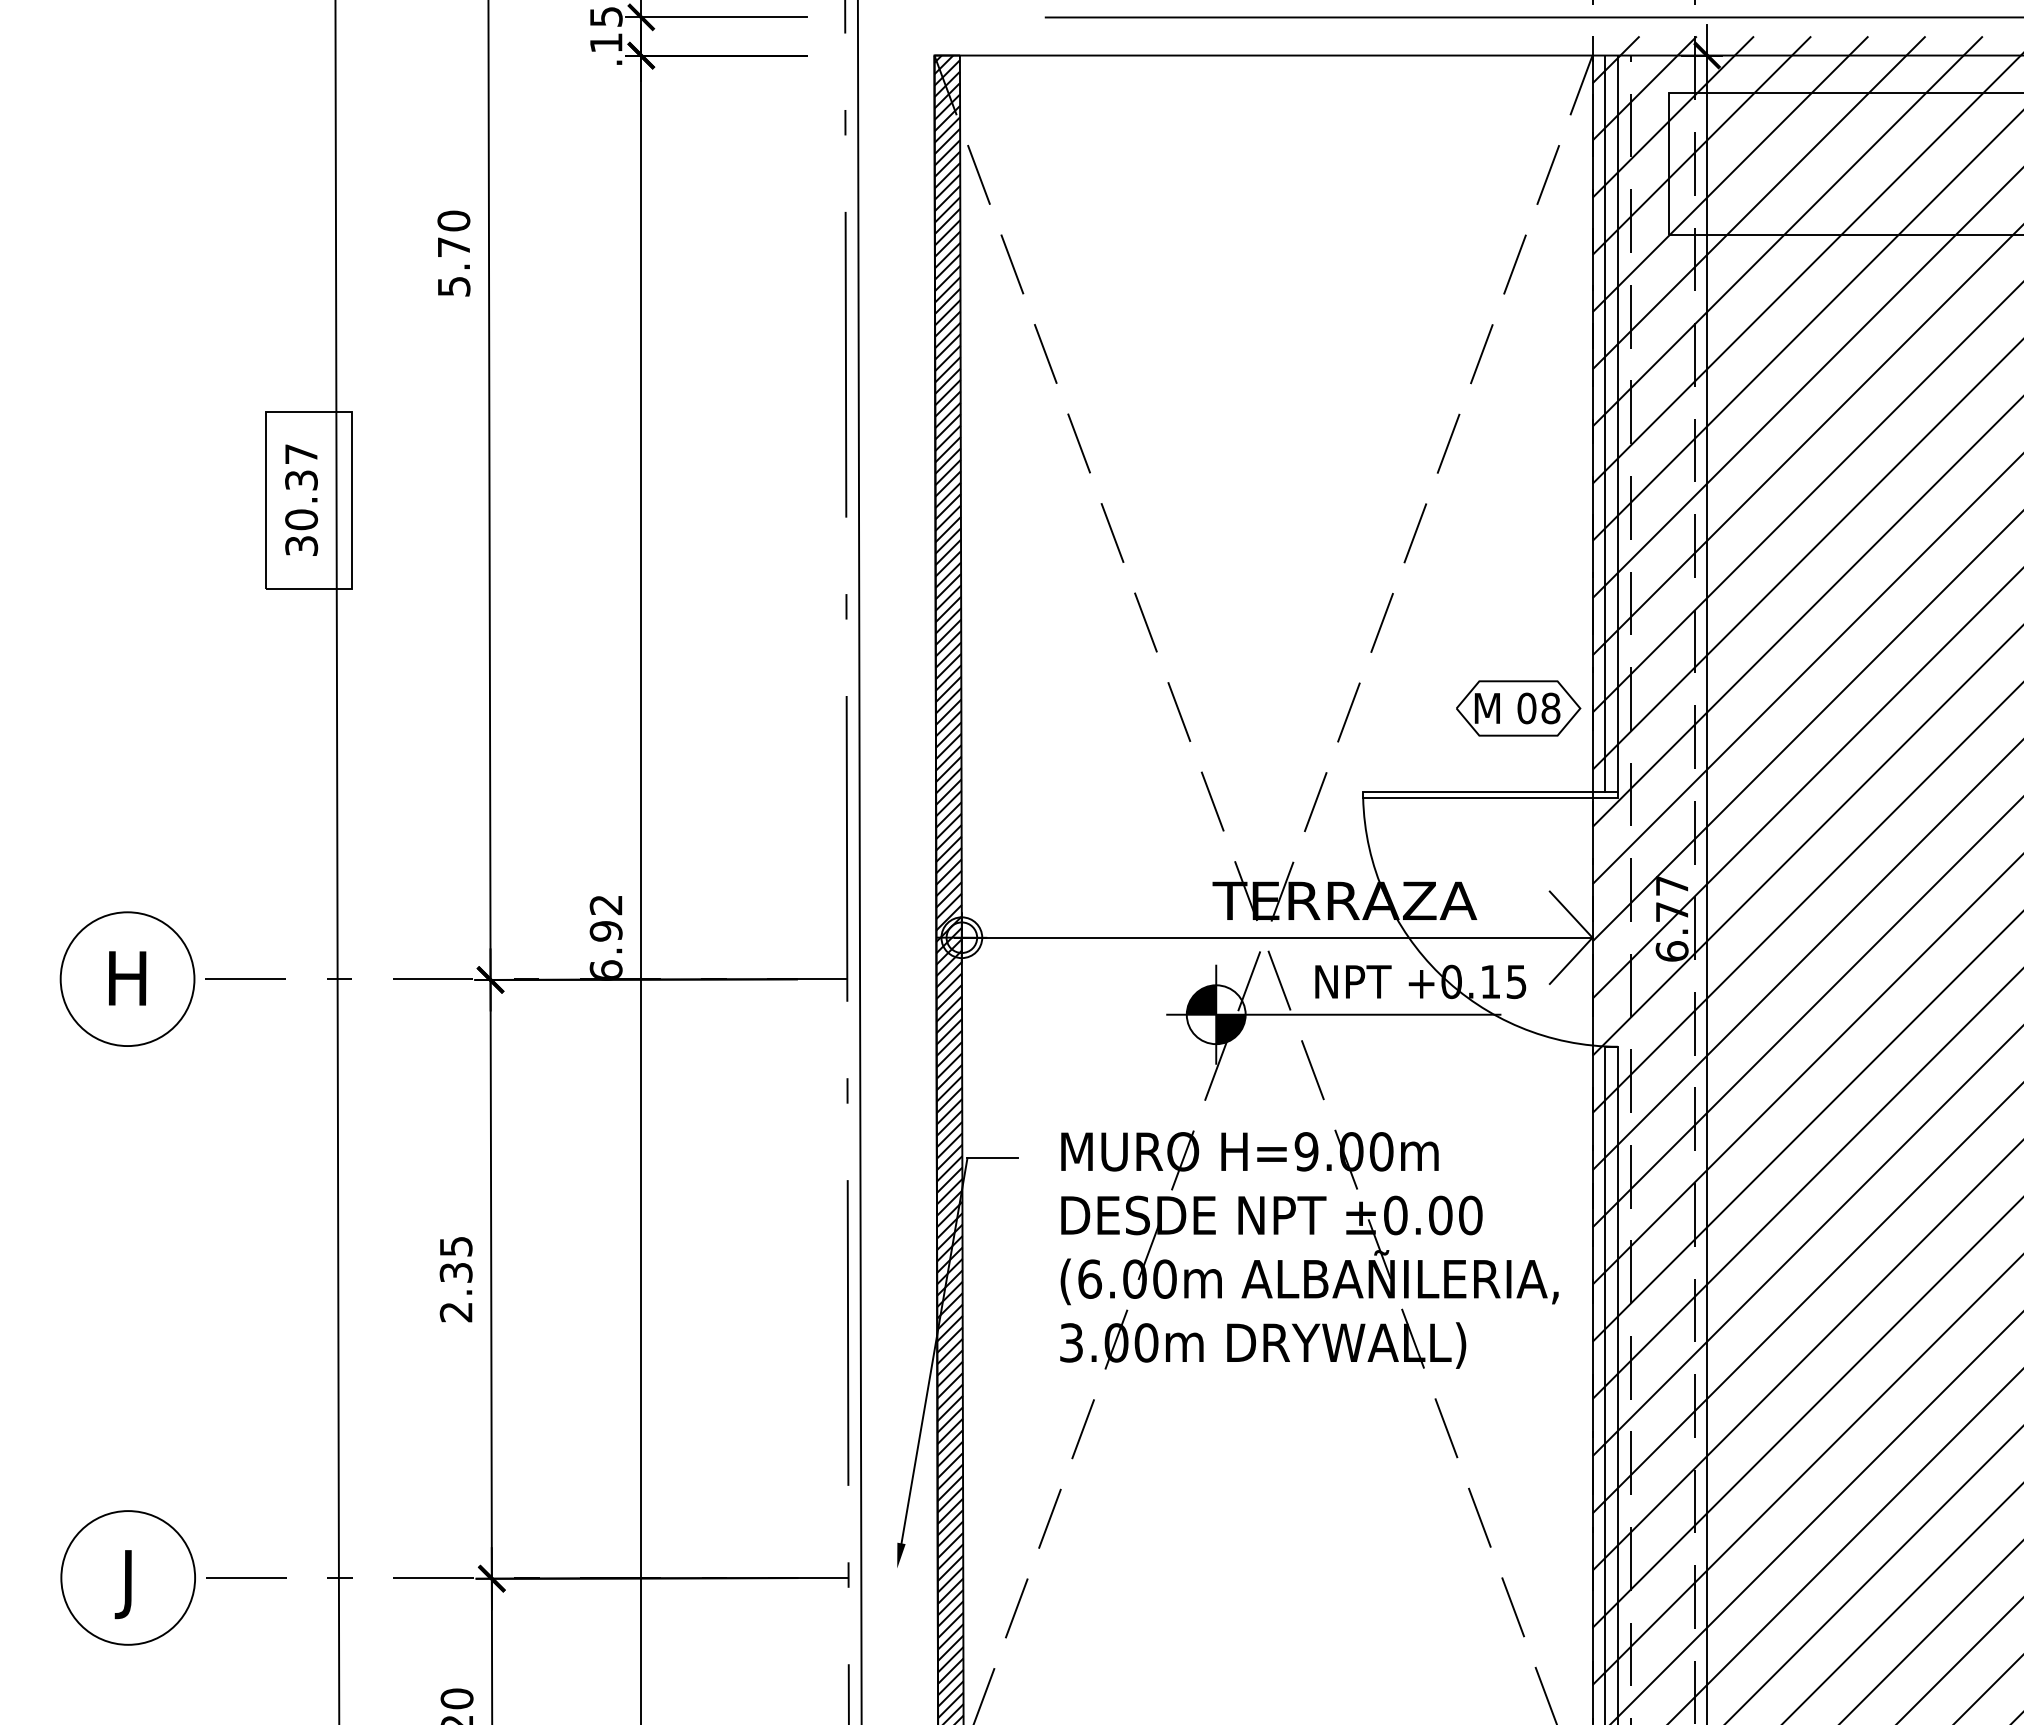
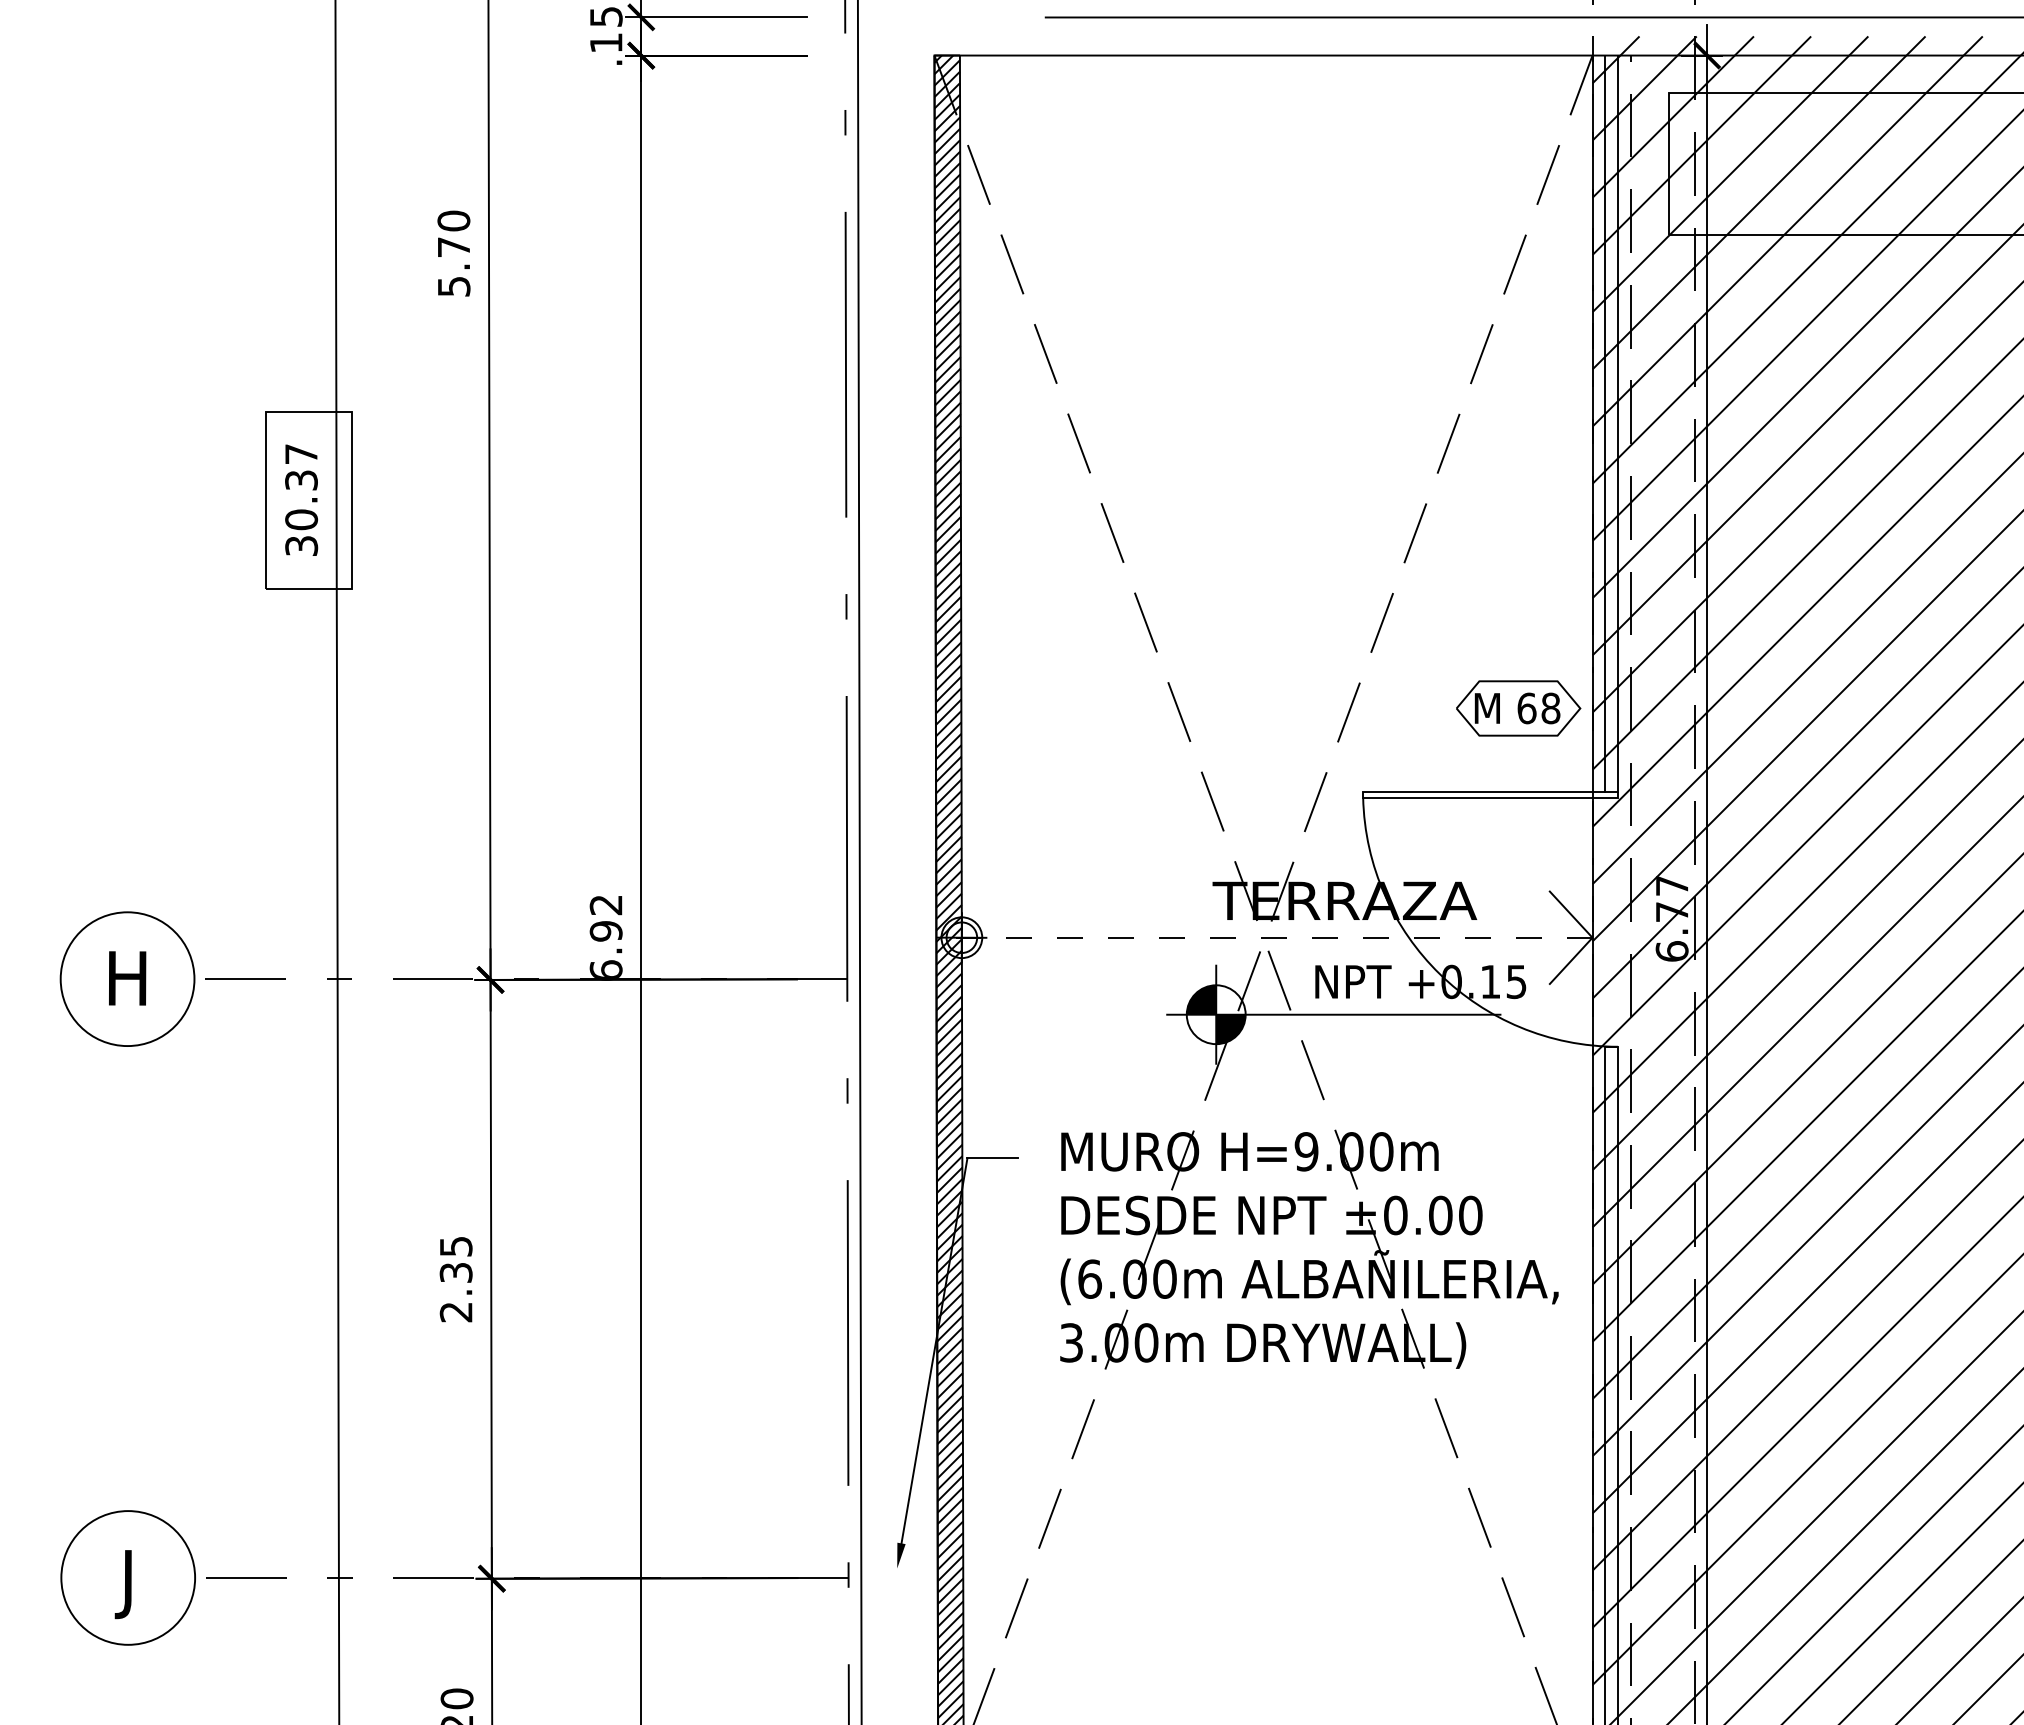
text: 08 -> 68 (1526, 708)
line: solid -> dashed (1273, 937)
